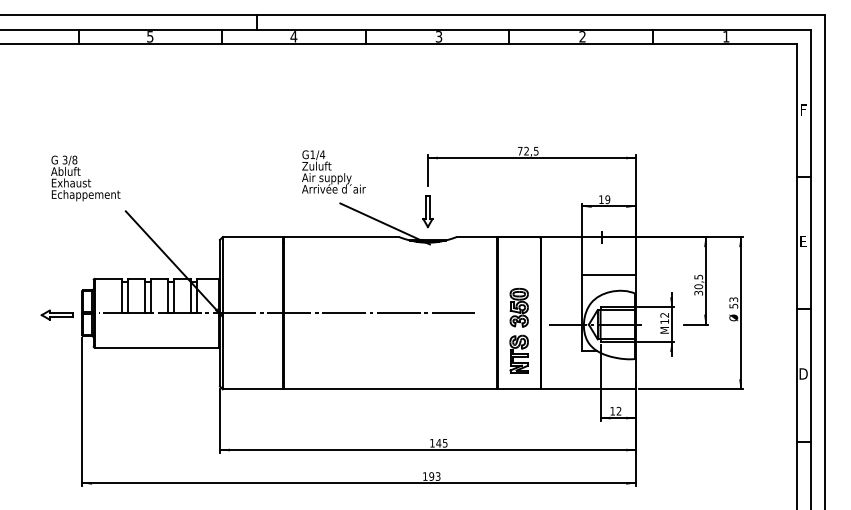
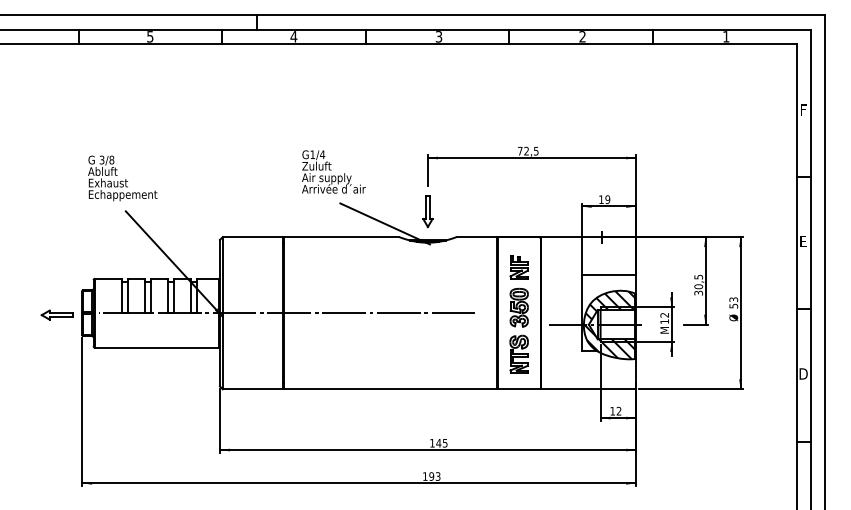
part position: (85, 178) -> (122, 178) (122, 178)
part: none -> present (518, 267)
hatch: none -> present (609, 325)
